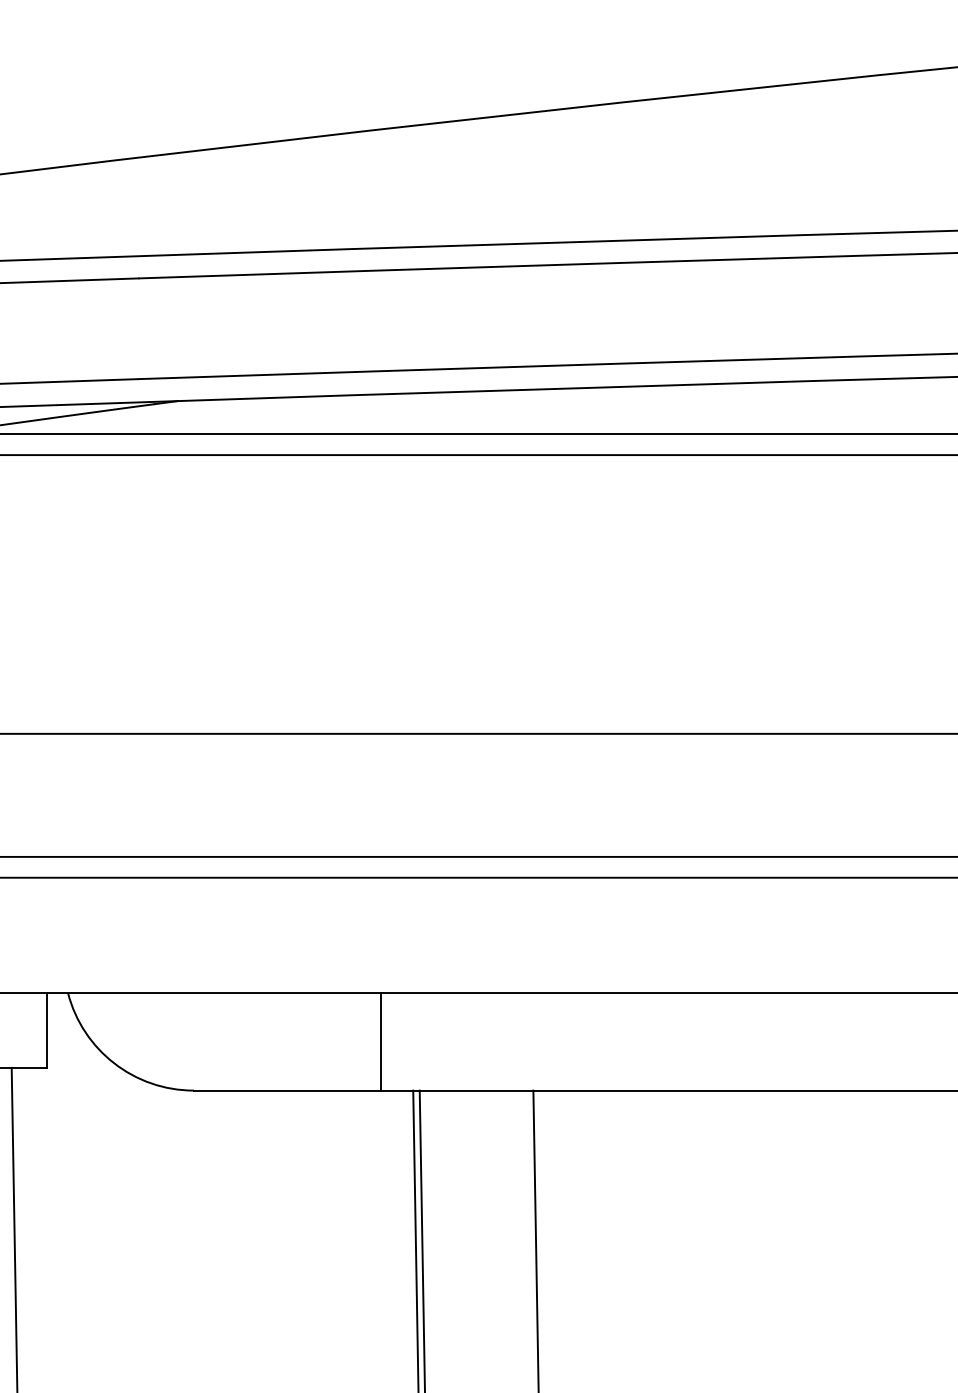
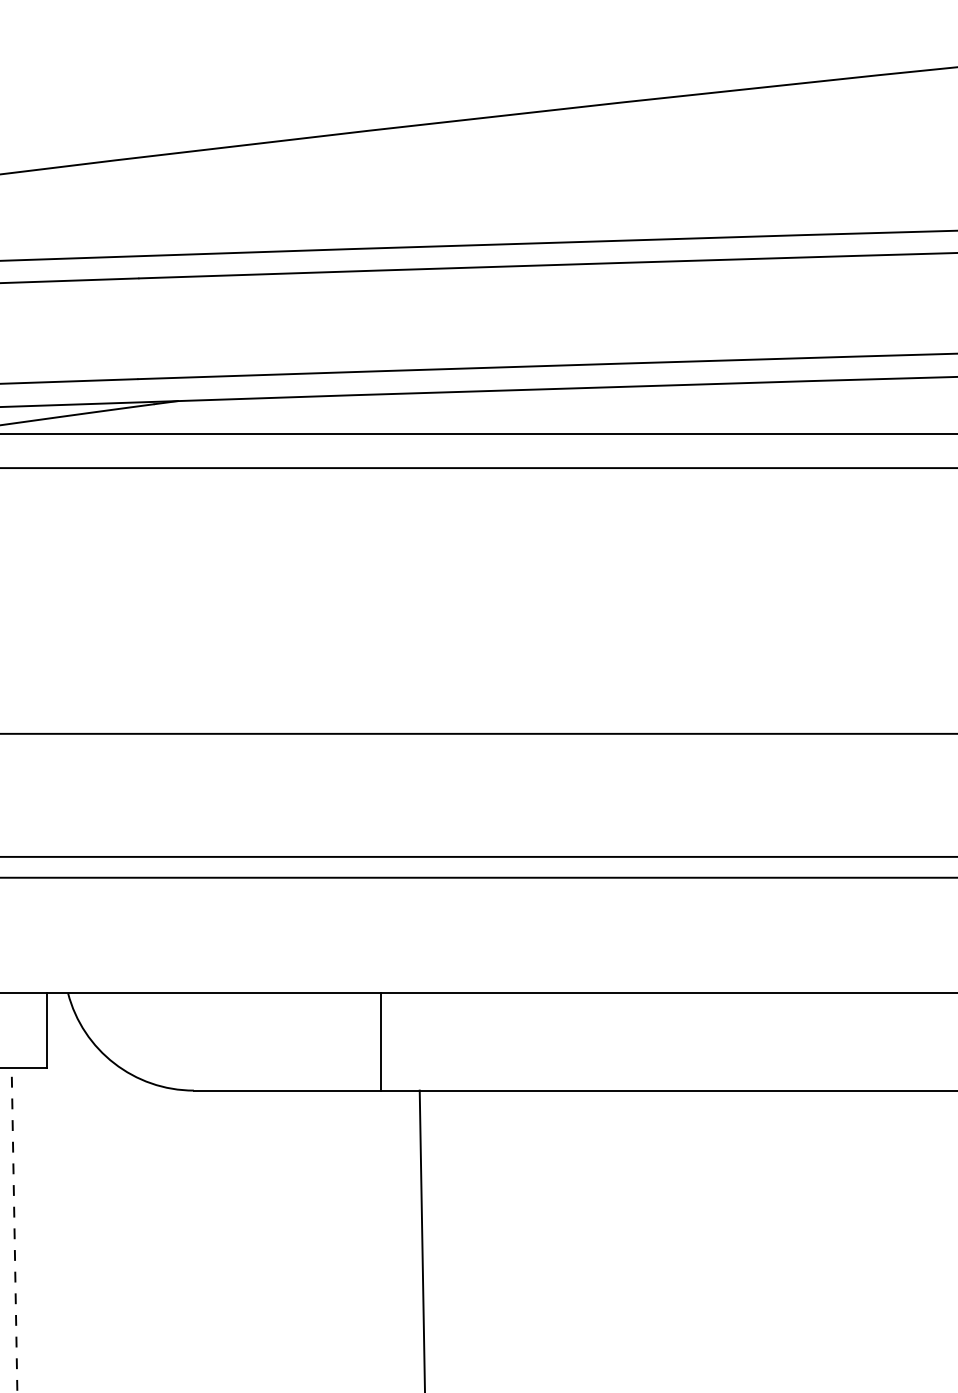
line position: (478, 455) -> (478, 468) (478, 468)
line: solid -> dashed (14, 1229)
line: present -> none (415, 1239)
line: present -> none (535, 1239)
